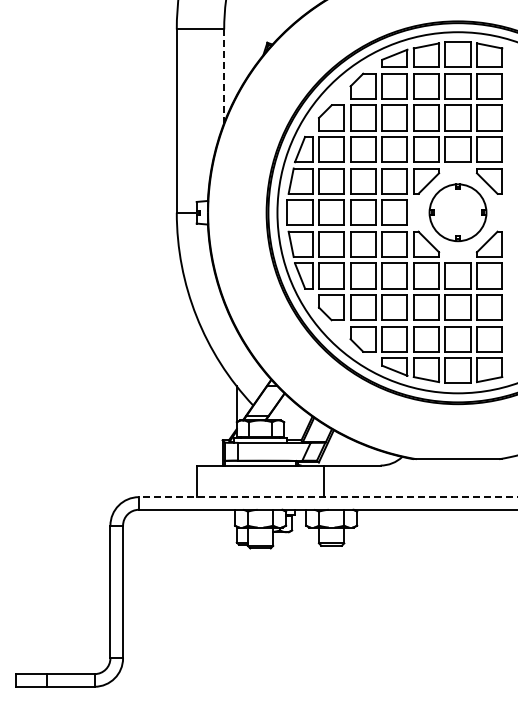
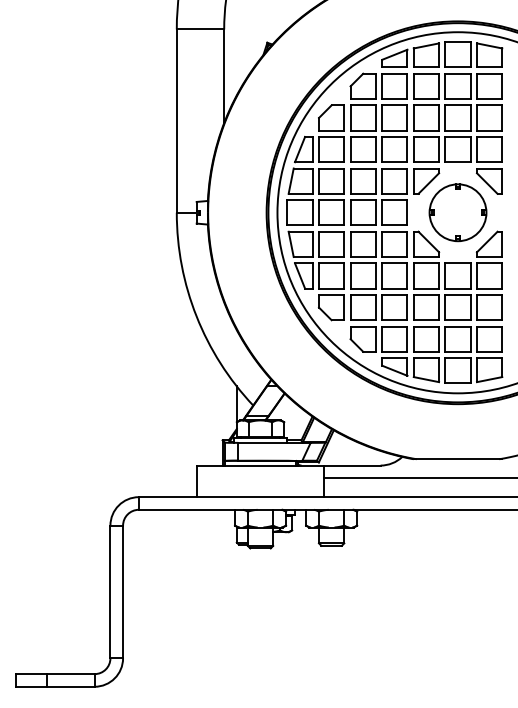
line: dashed -> solid (224, 76)
line: none -> present (418, 478)
line: dashed -> solid (327, 497)
